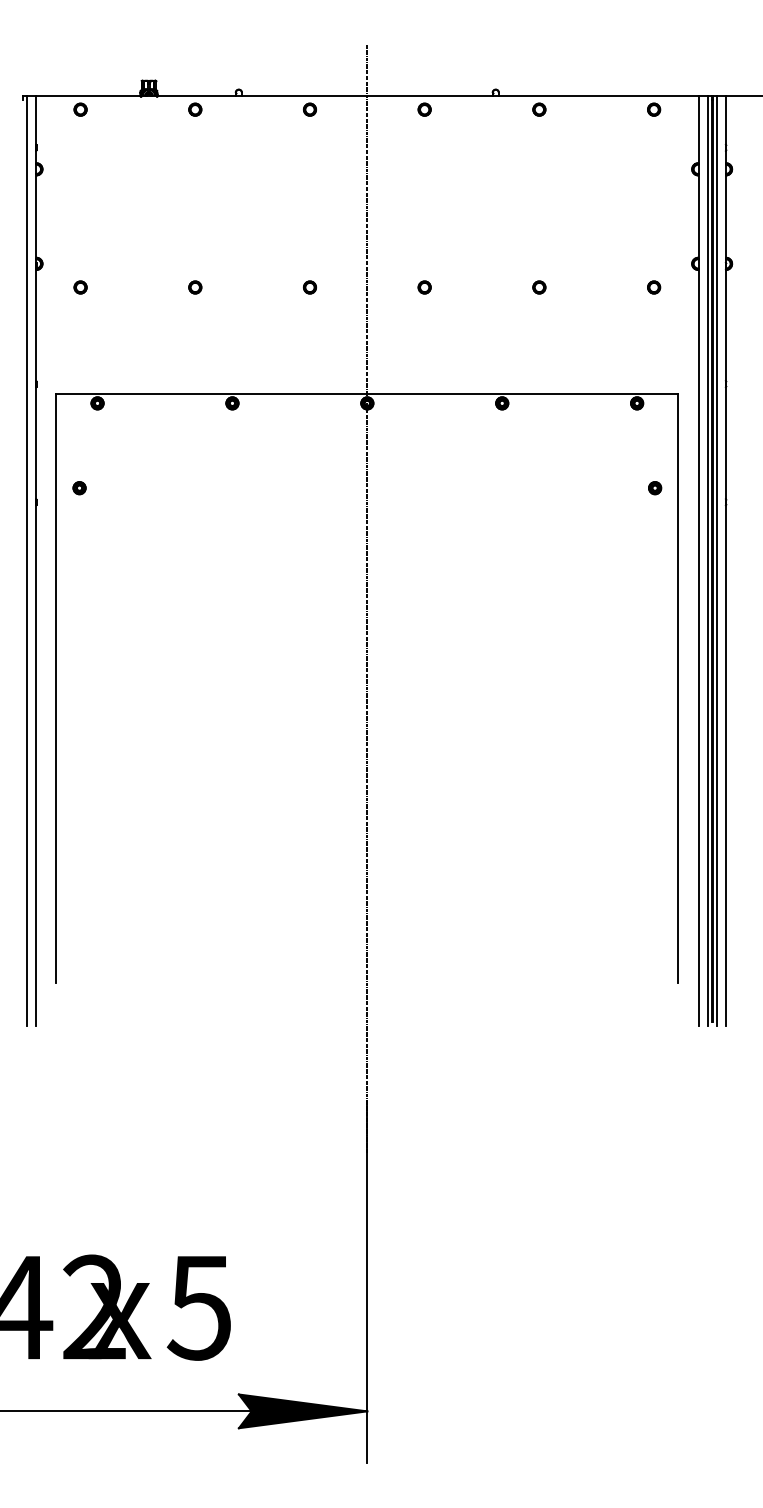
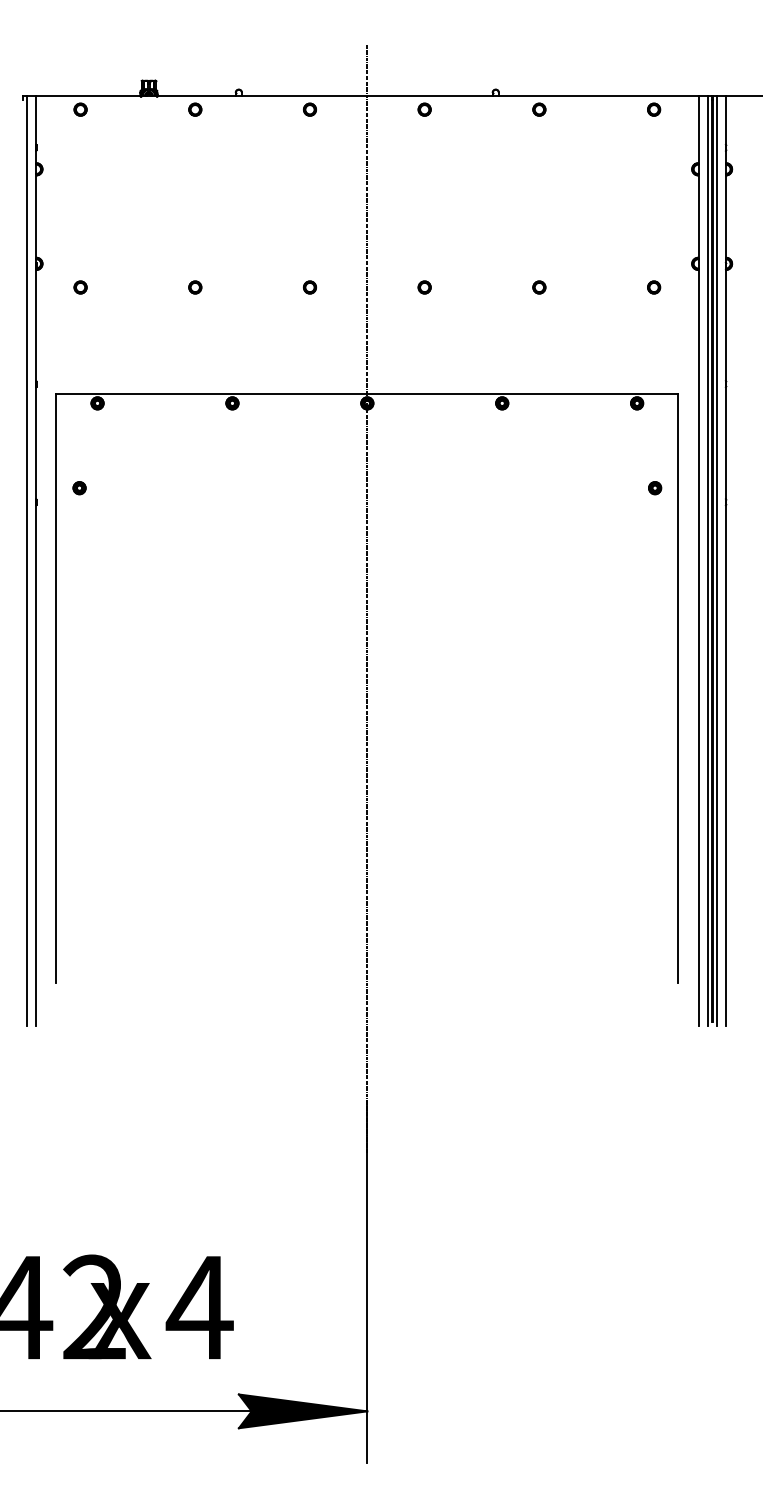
text: 5 -> 4 (199, 1308)
